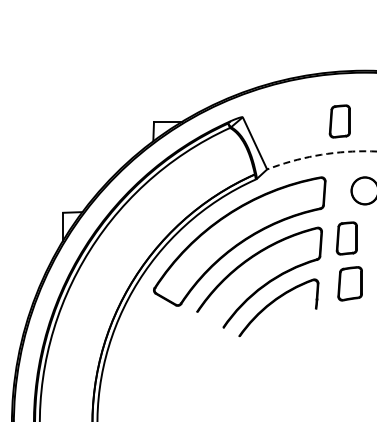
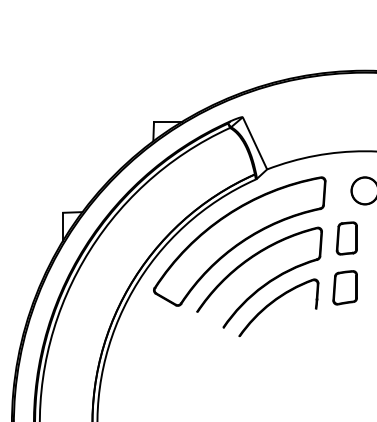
part: present -> none (339, 121)
arc: dashed -> solid (321, 154)
part position: (349, 283) -> (344, 287) (344, 287)
